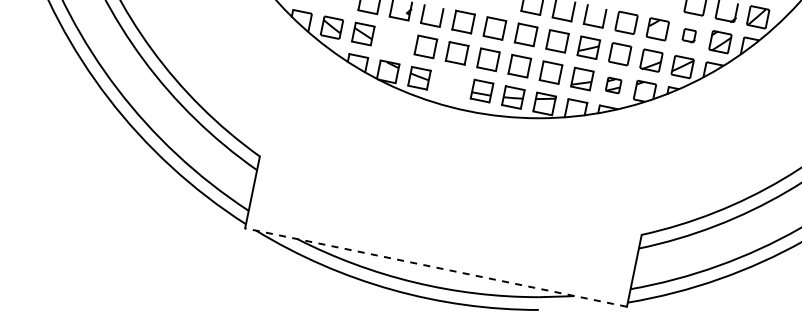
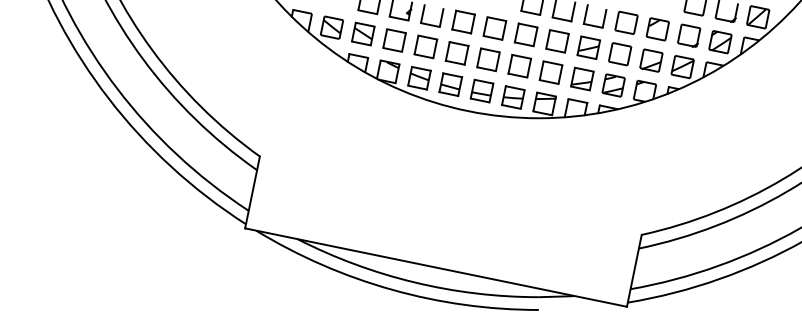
part size: 16x16 px -> 25x25 px (689, 35)
part: none -> present (394, 40)
part: none -> present (450, 84)
part size: 18x19 px -> 25x25 px (613, 85)
line: dashed -> solid (436, 267)
